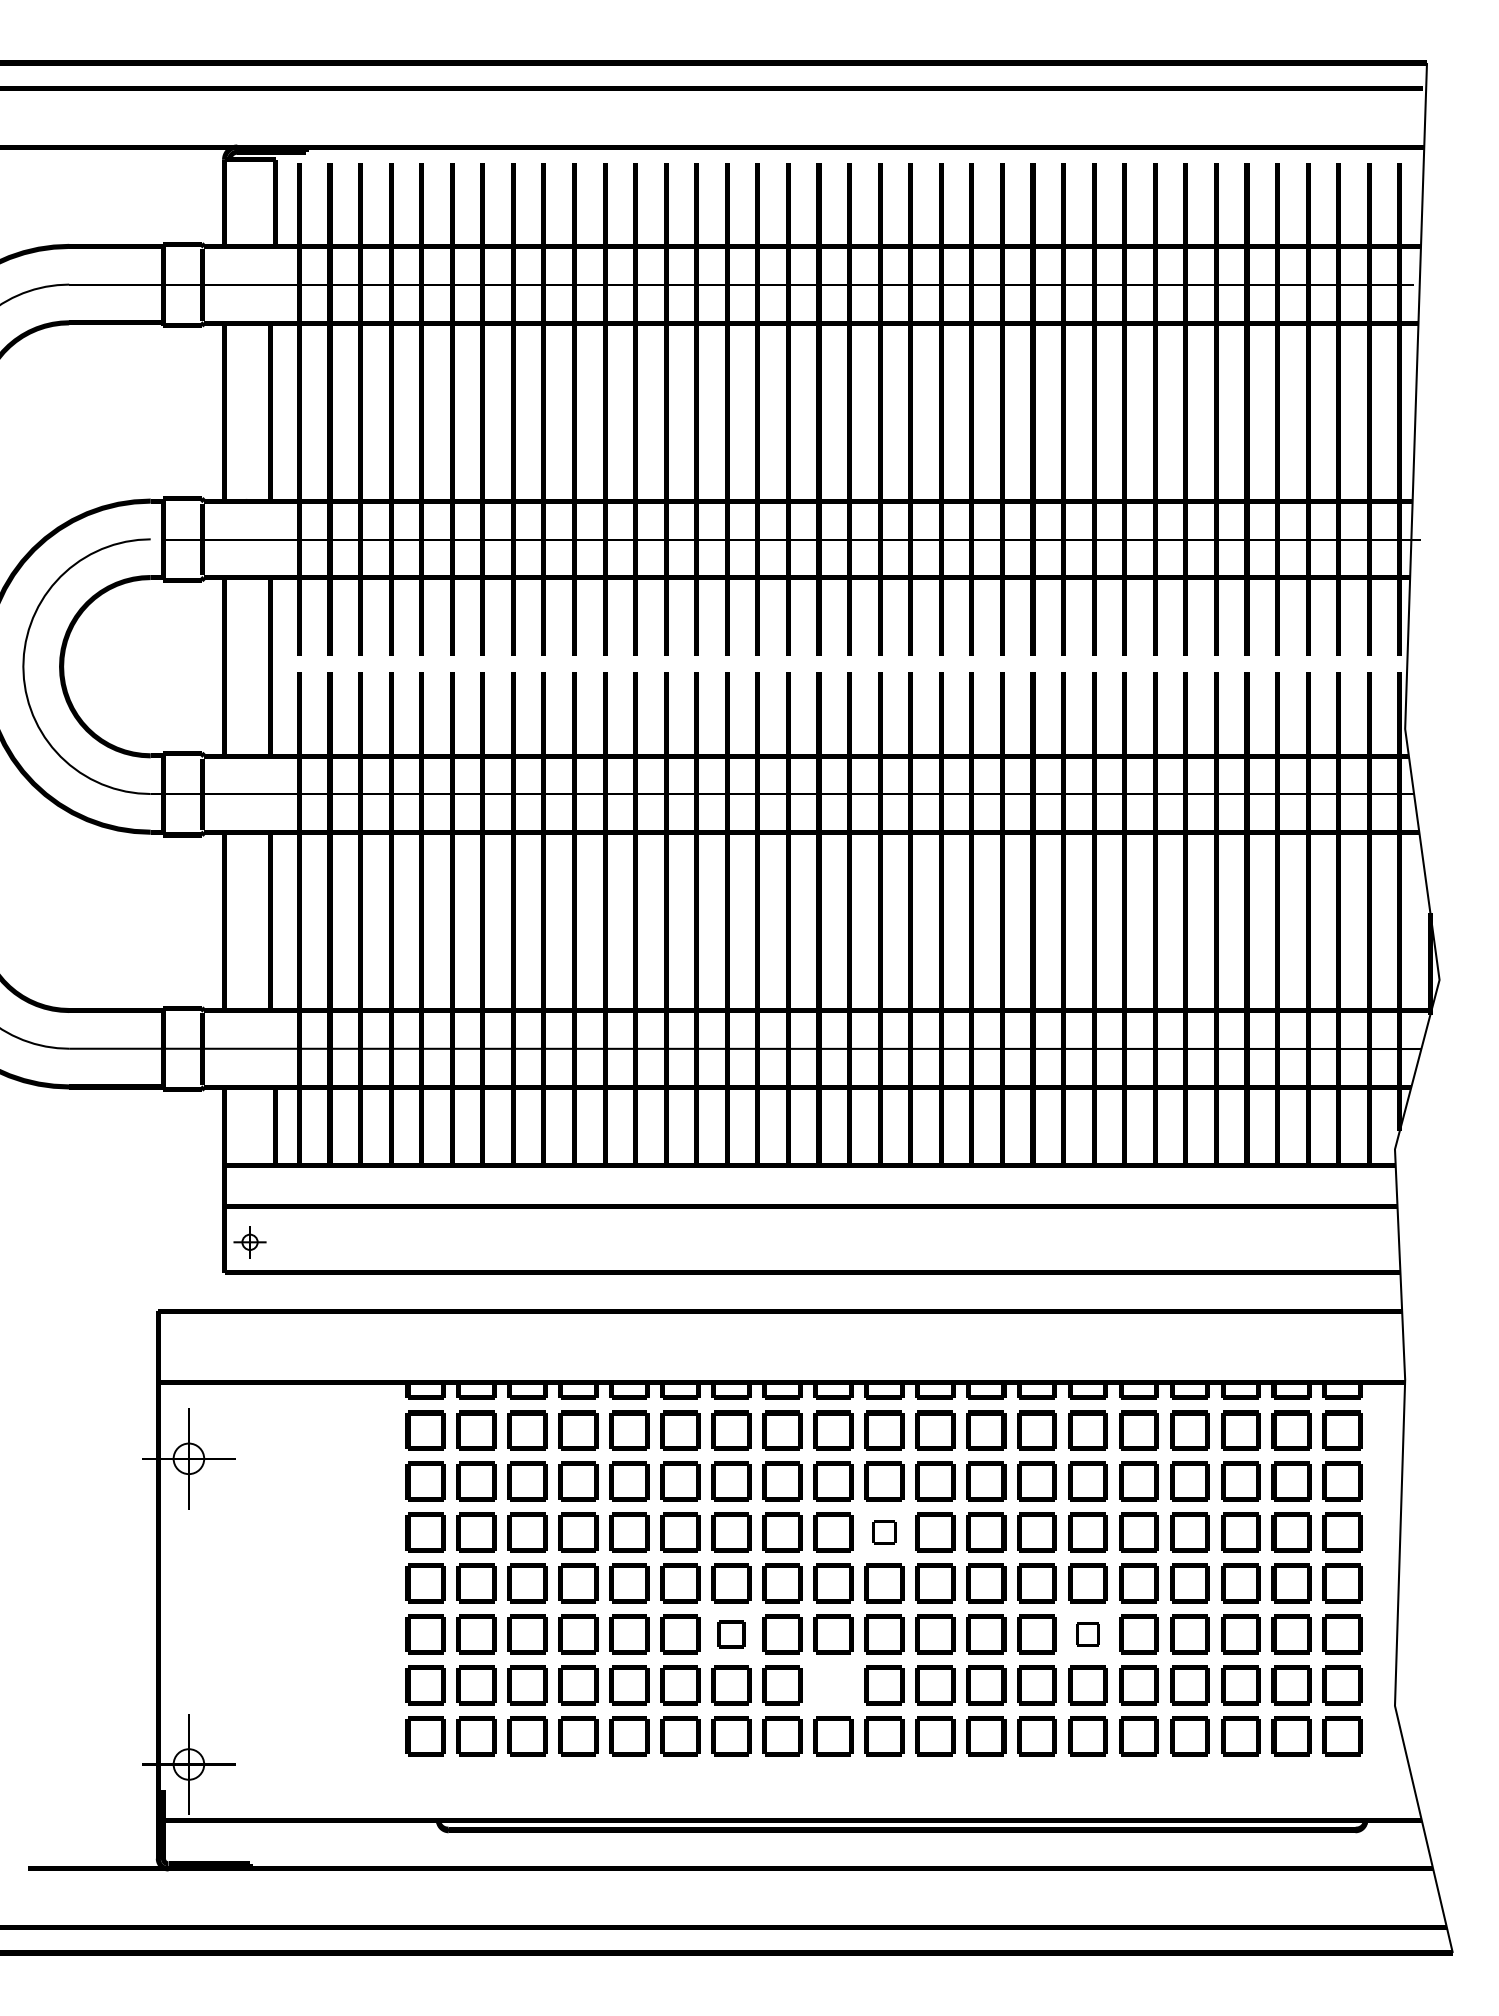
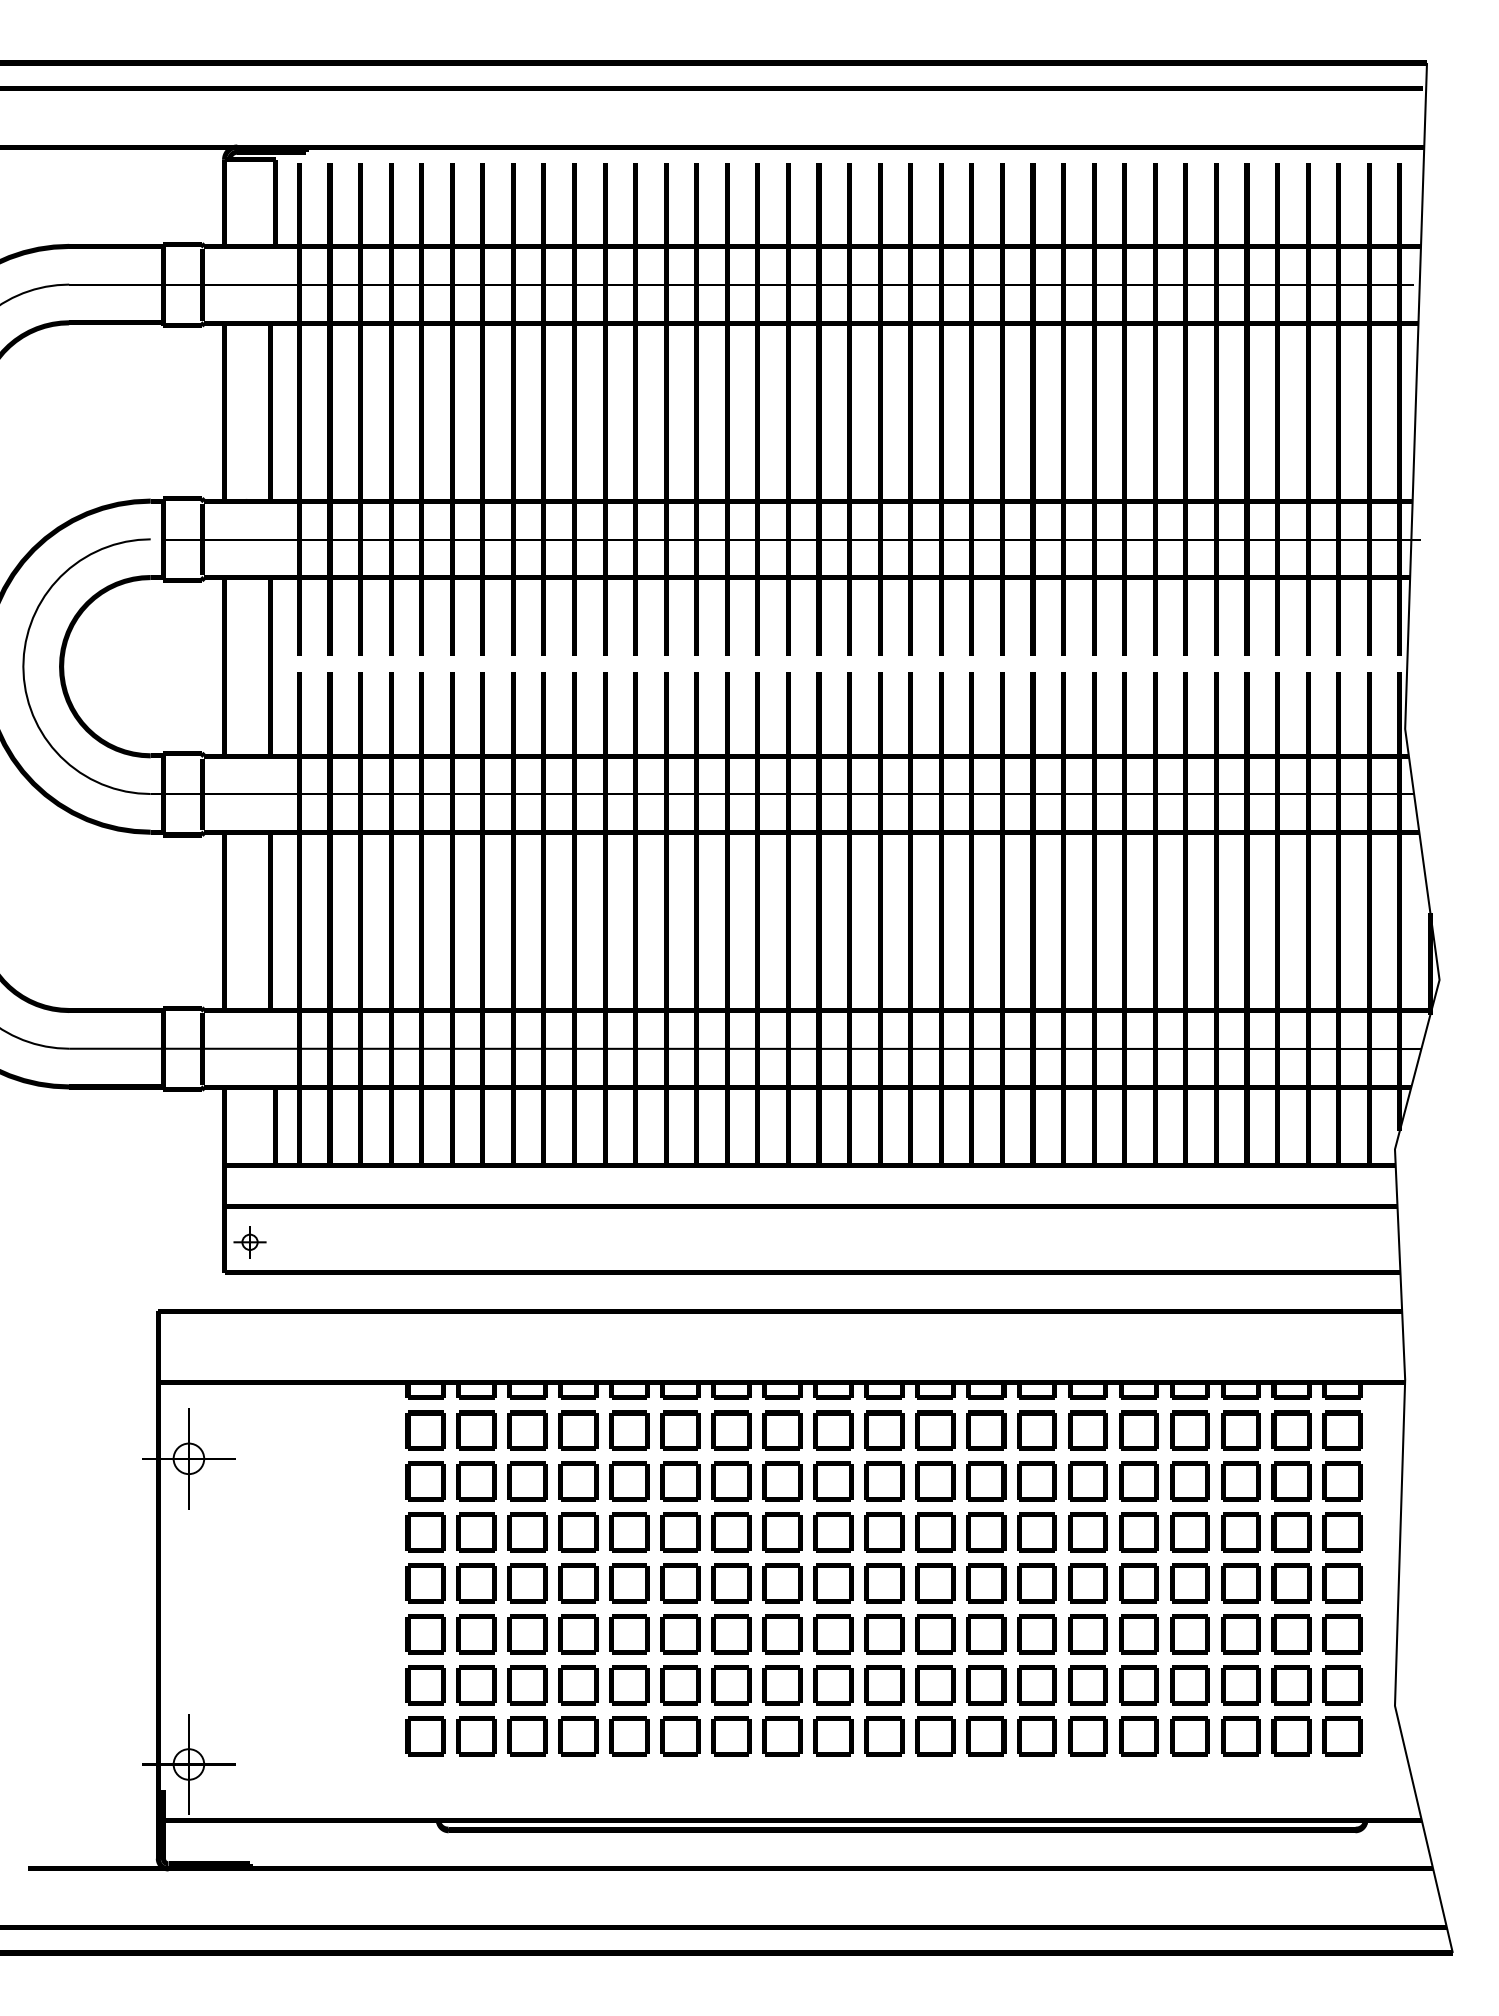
part size: 25x25 px -> 41x41 px (884, 1532)
part size: 29x29 px -> 41x41 px (731, 1634)
part size: 24x25 px -> 40x41 px (1087, 1634)
part: none -> present (833, 1685)
